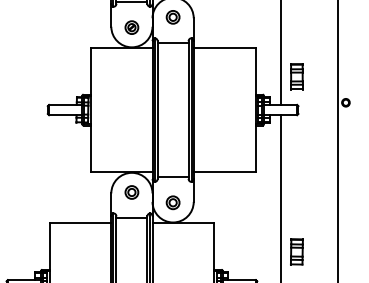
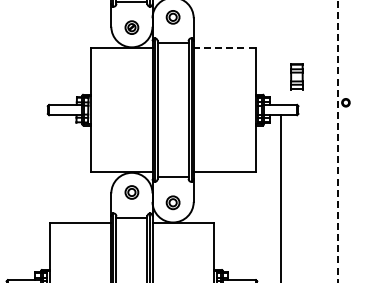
line: solid -> dashed (224, 48)
line: present -> none (281, 53)
line: solid -> dashed (338, 141)
part: present -> none (296, 251)
